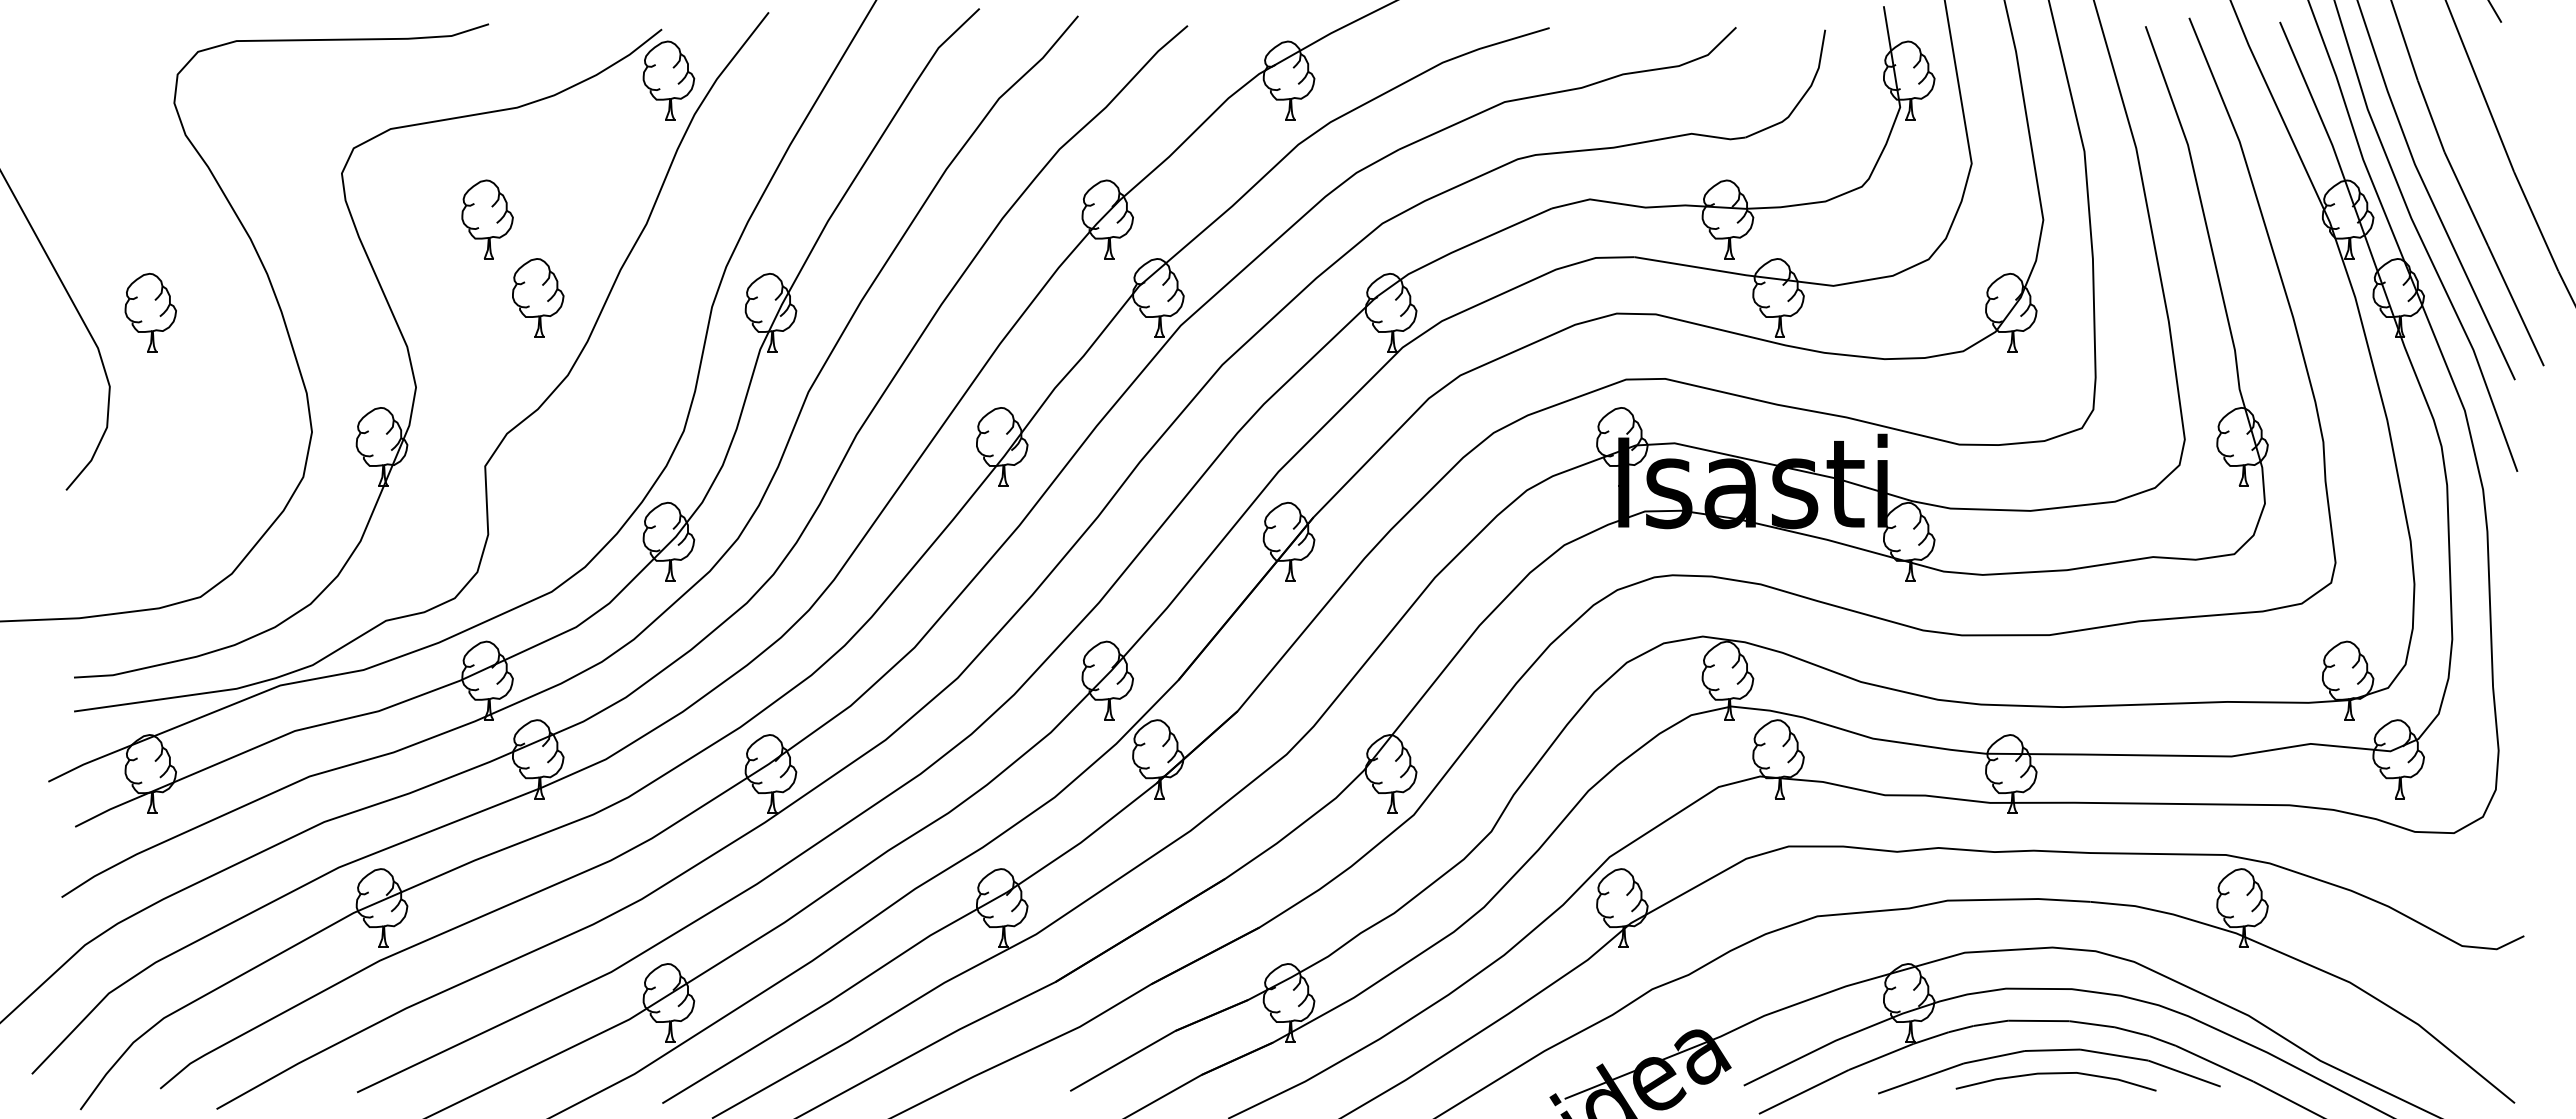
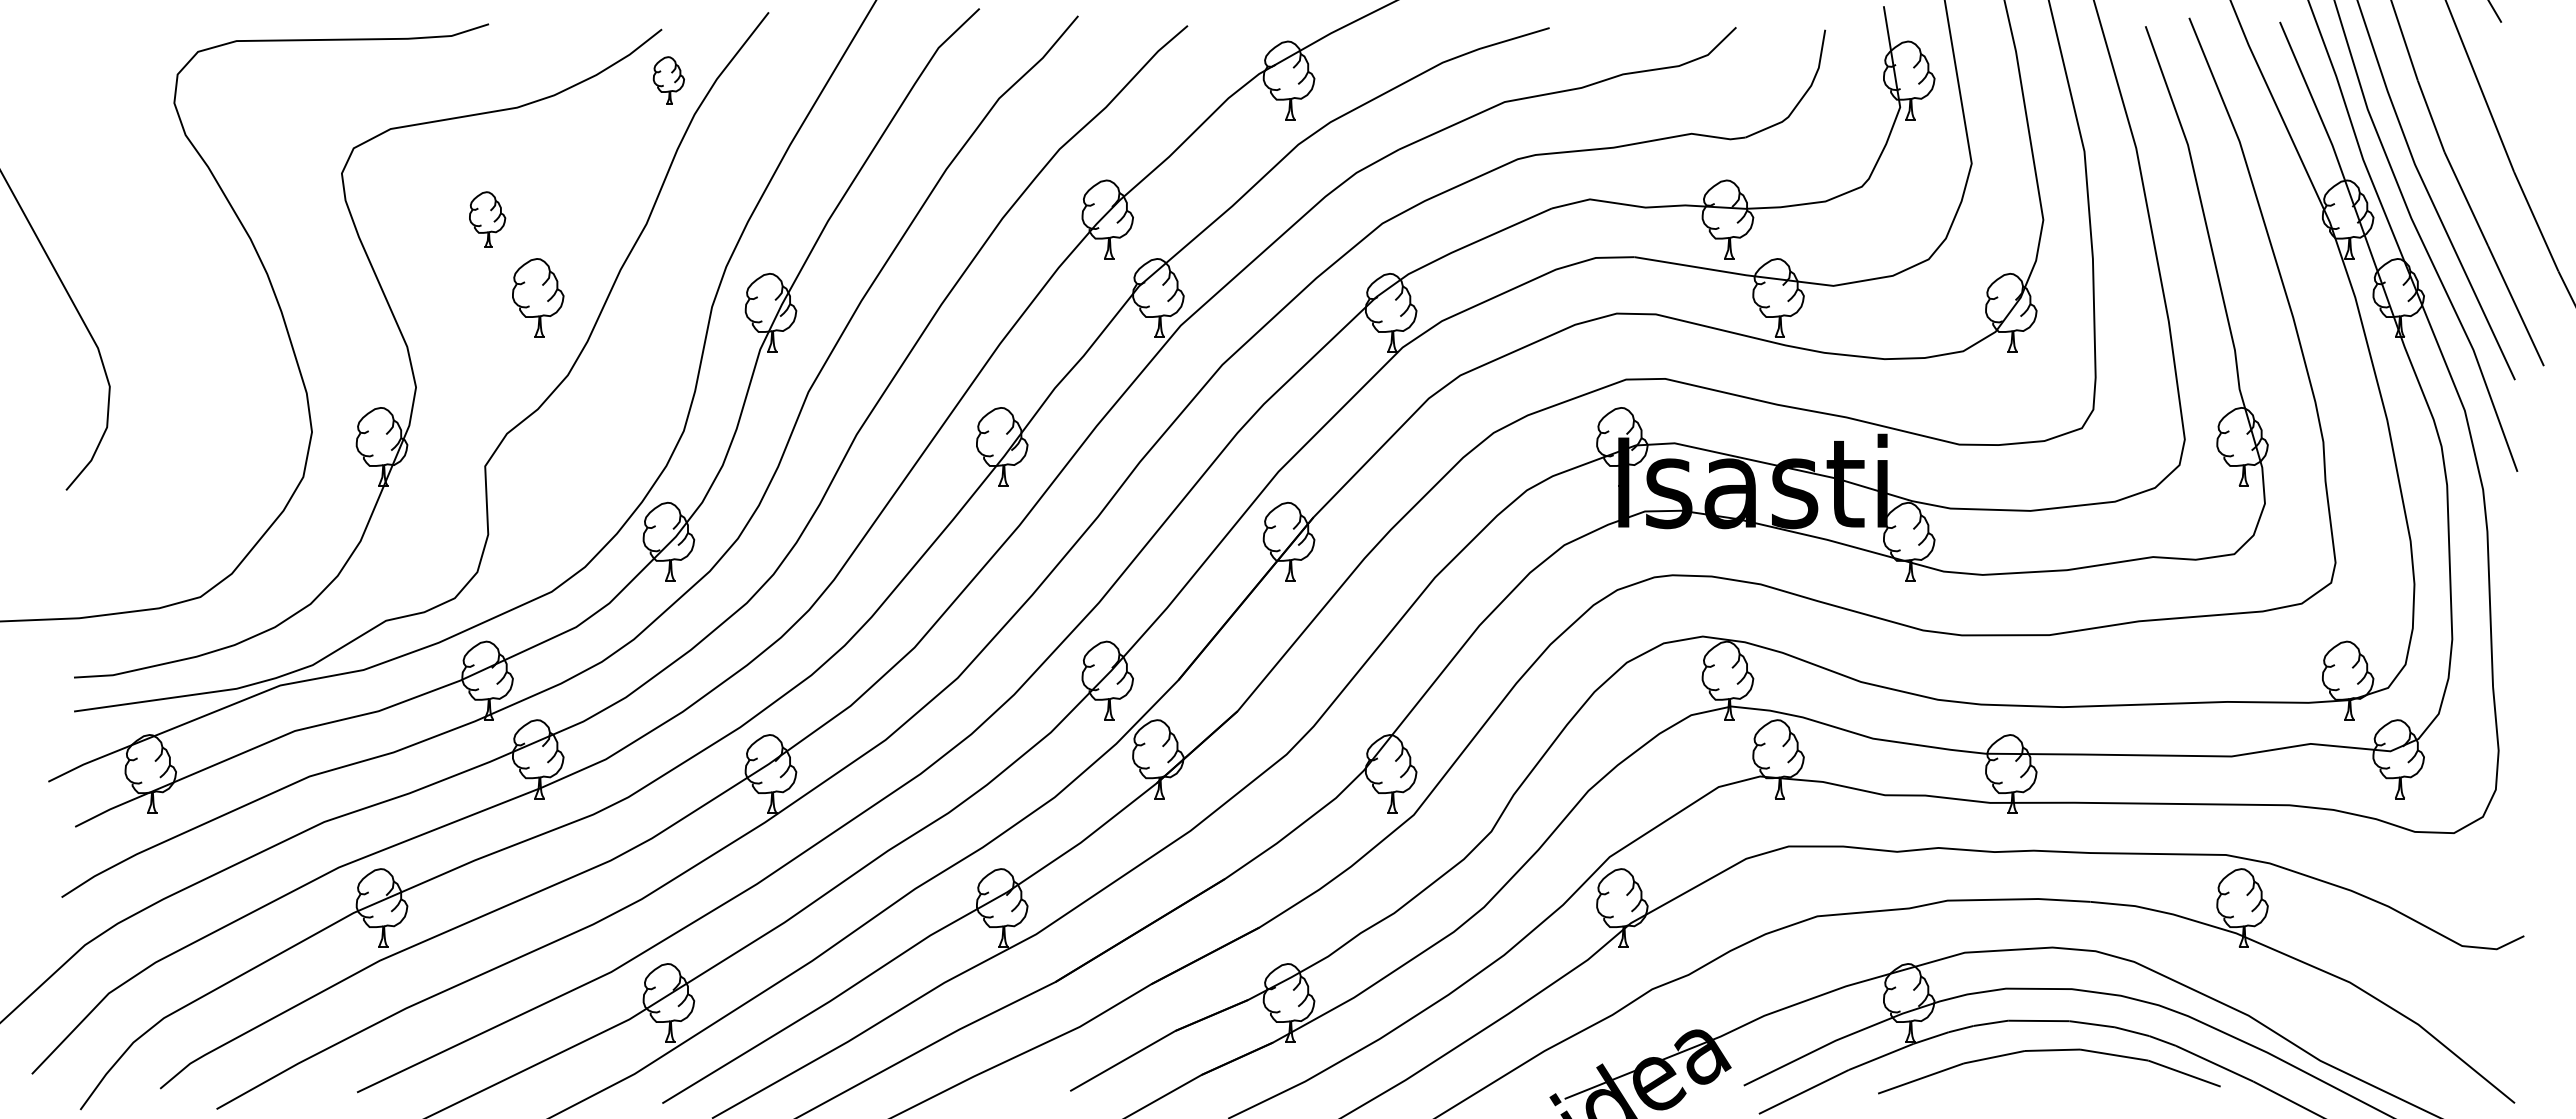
part size: 54x81 px -> 33x49 px (668, 80)
part size: 53x81 px -> 38x57 px (487, 219)
part: present -> none (150, 312)
curve: present -> none (2055, 1074)
